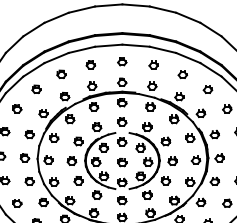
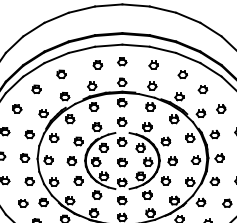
part position: (90, 64) -> (97, 64) (97, 64)
part position: (207, 89) -> (202, 89) (202, 89)
part position: (227, 108) -> (221, 108) (221, 108)
part position: (17, 203) -> (23, 203) (23, 203)
